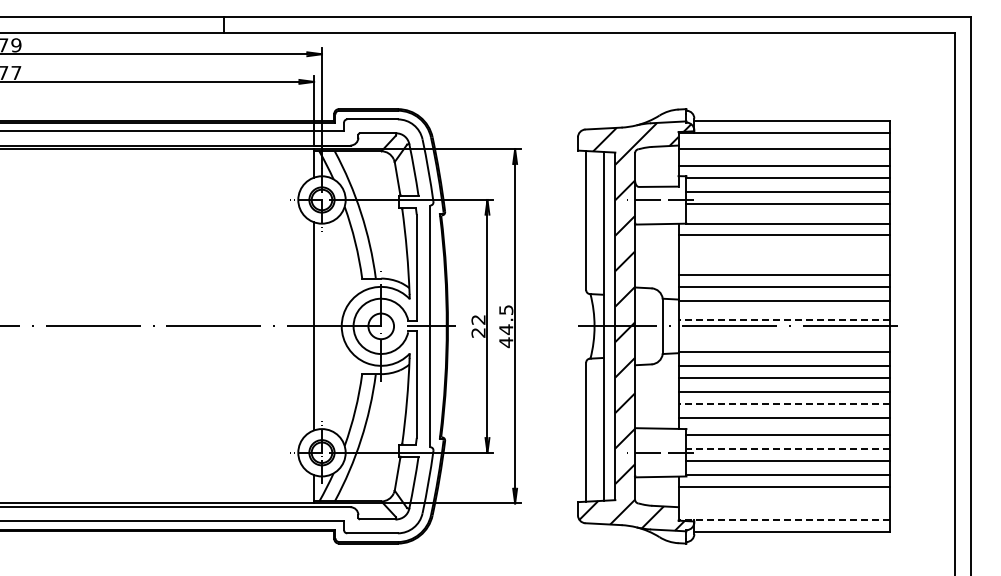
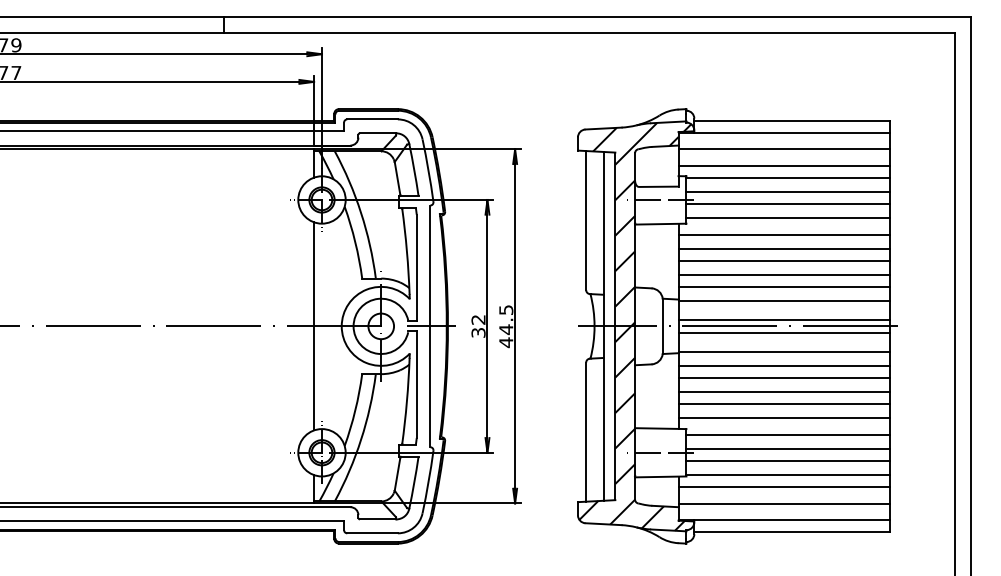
line position: (787, 224) -> (787, 218) (787, 218)
line: none -> present (783, 248)
line: none -> present (783, 260)
line: dashed -> solid (784, 319)
text: 22 -> 32 (478, 332)
line: none -> present (783, 332)
line: dashed -> solid (784, 403)
line: dashed -> solid (788, 448)
line: none -> present (783, 504)
line: dashed -> solid (784, 519)
